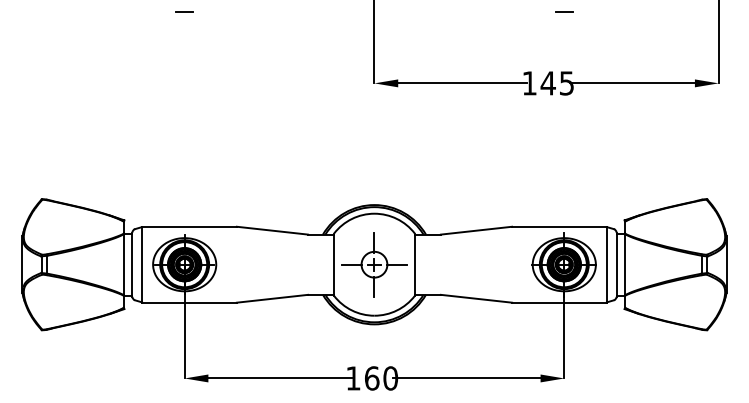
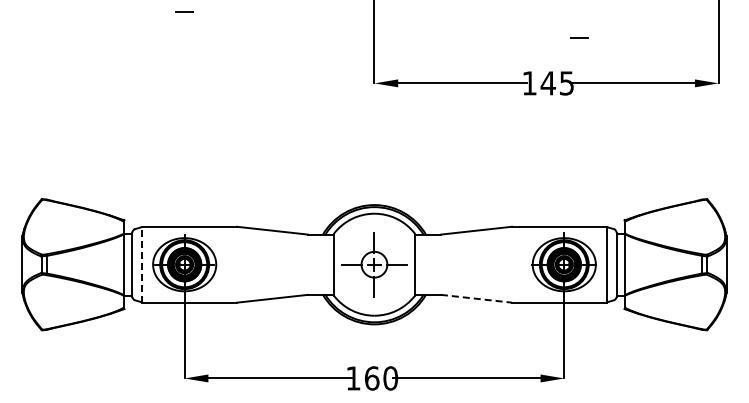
line position: (564, 11) -> (579, 37) (579, 37)
line: solid -> dashed (141, 264)
line: solid -> dashed (476, 298)
